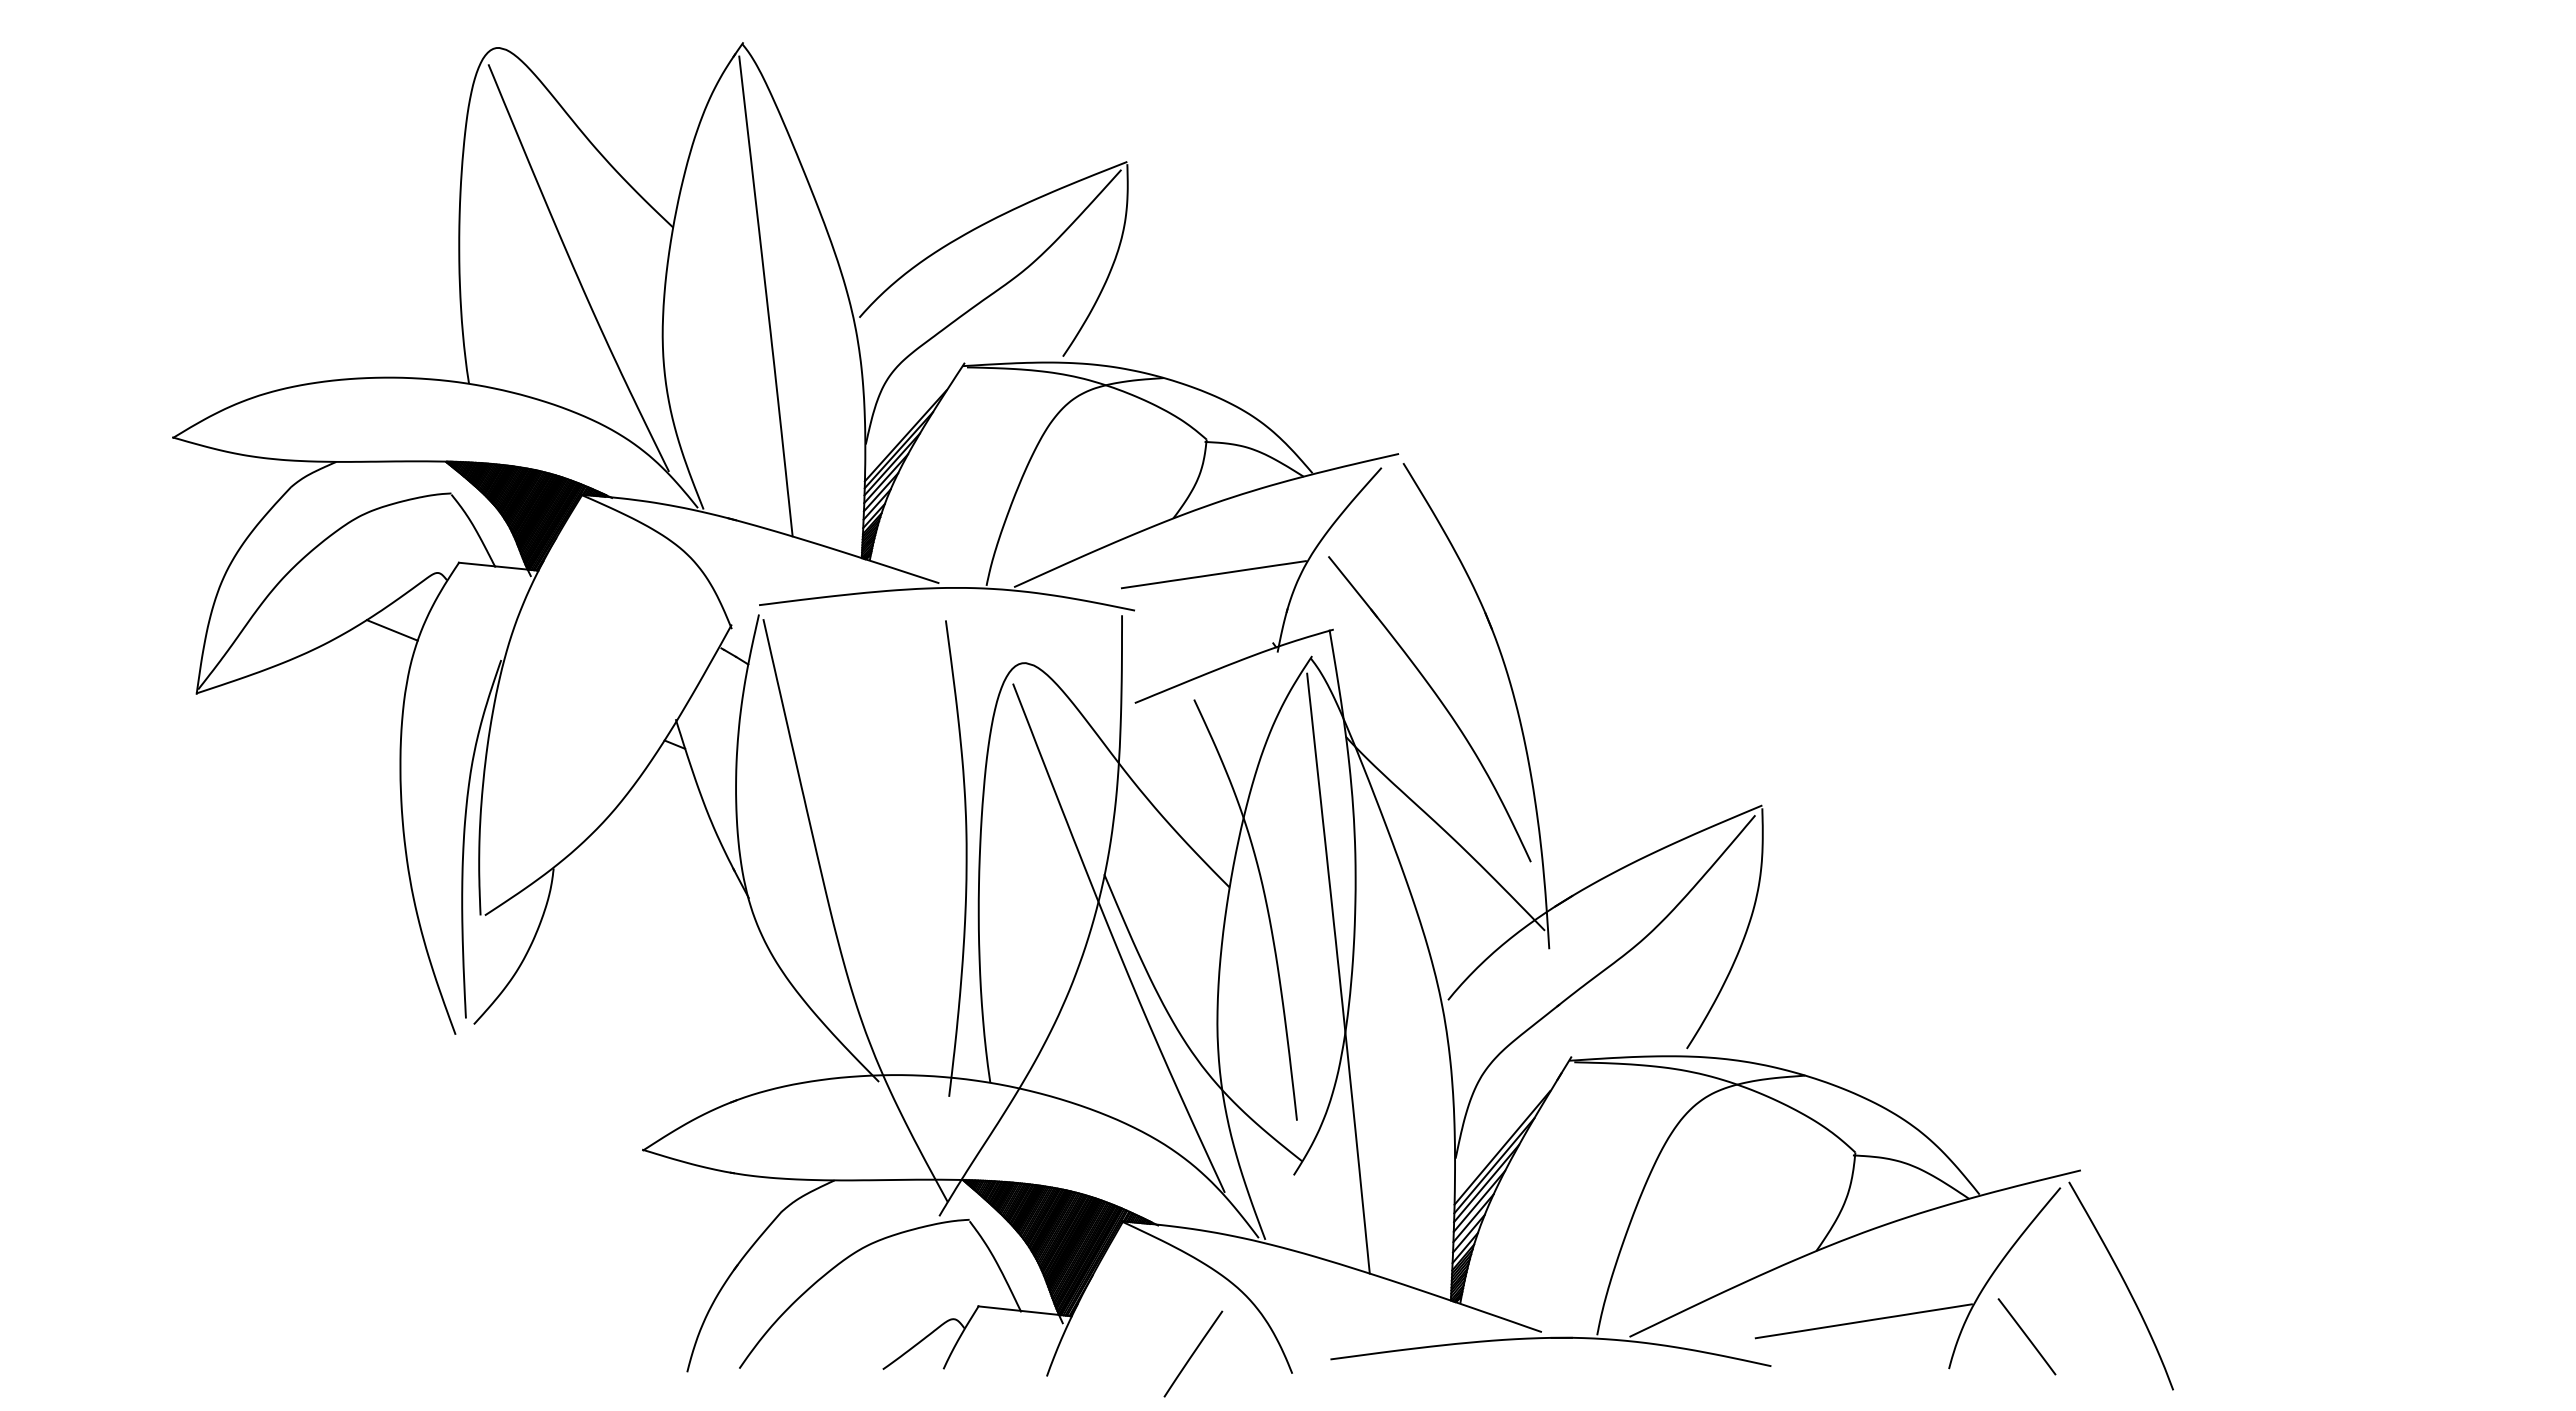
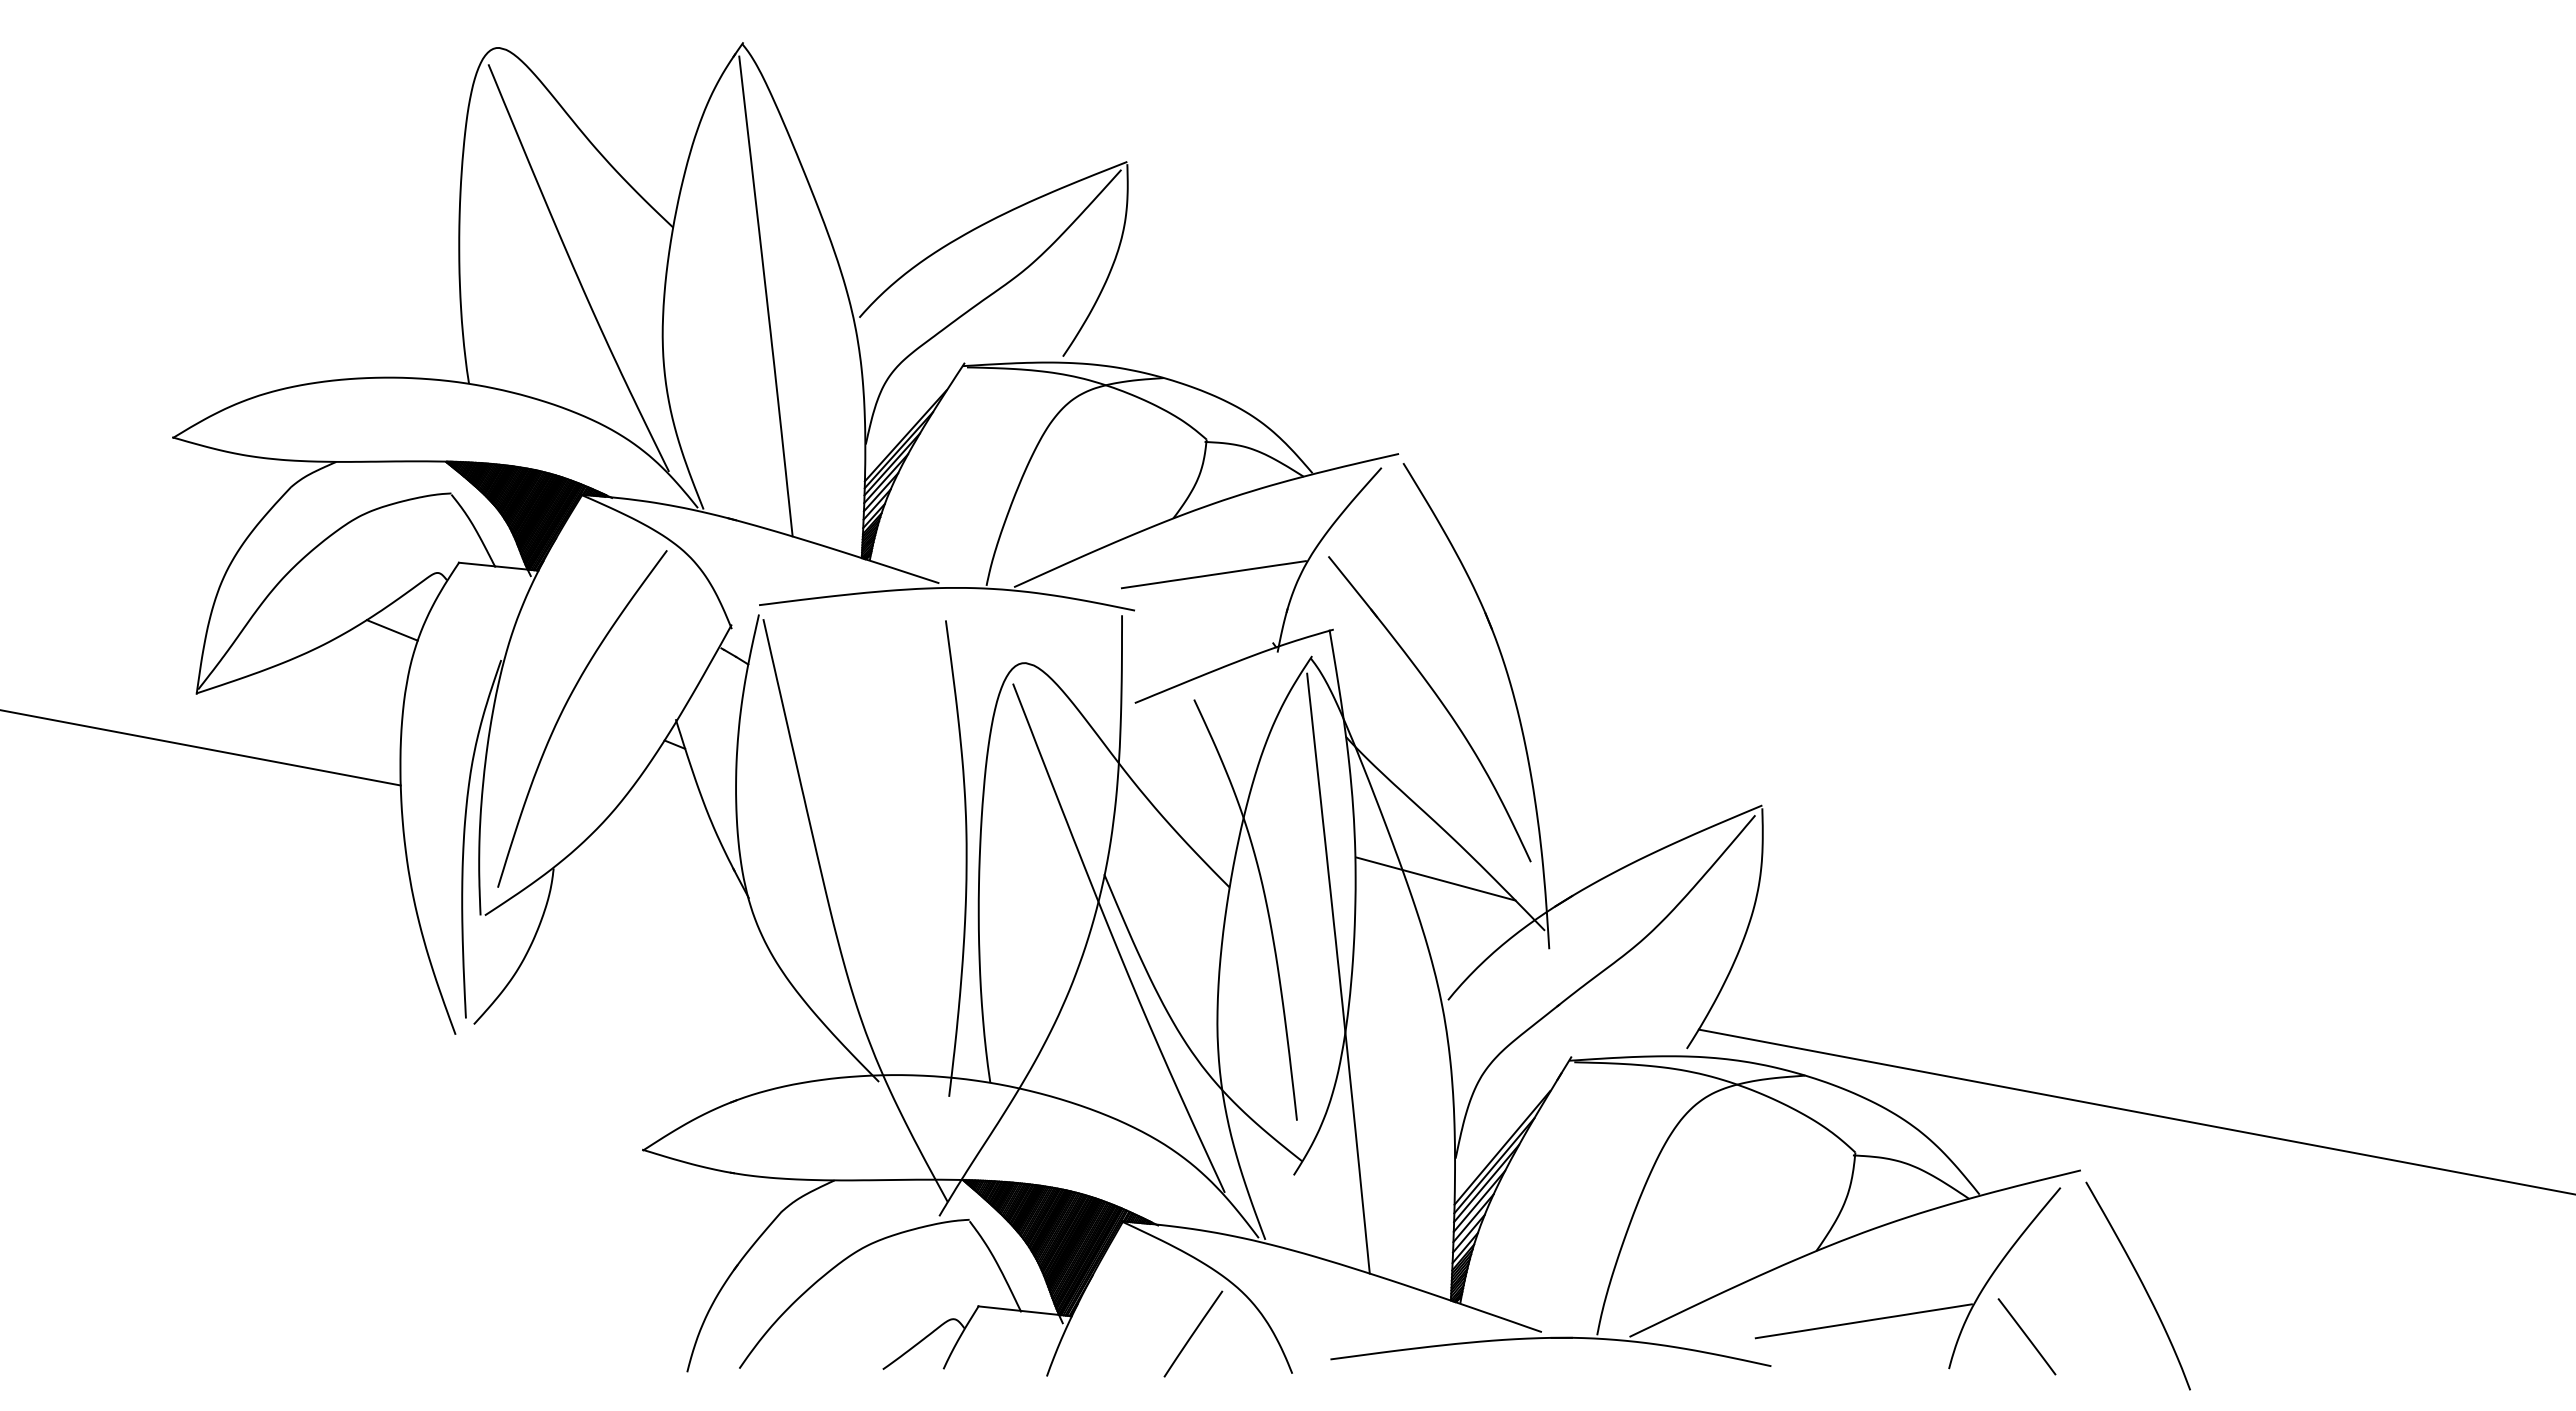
curve: none -> present (564, 709)
line: none -> present (201, 747)
line: none -> present (1435, 878)
line: none -> present (2135, 1111)
curve position: (2124, 1284) -> (2141, 1284) (2141, 1284)
line position: (1193, 1353) -> (1193, 1333) (1193, 1333)
